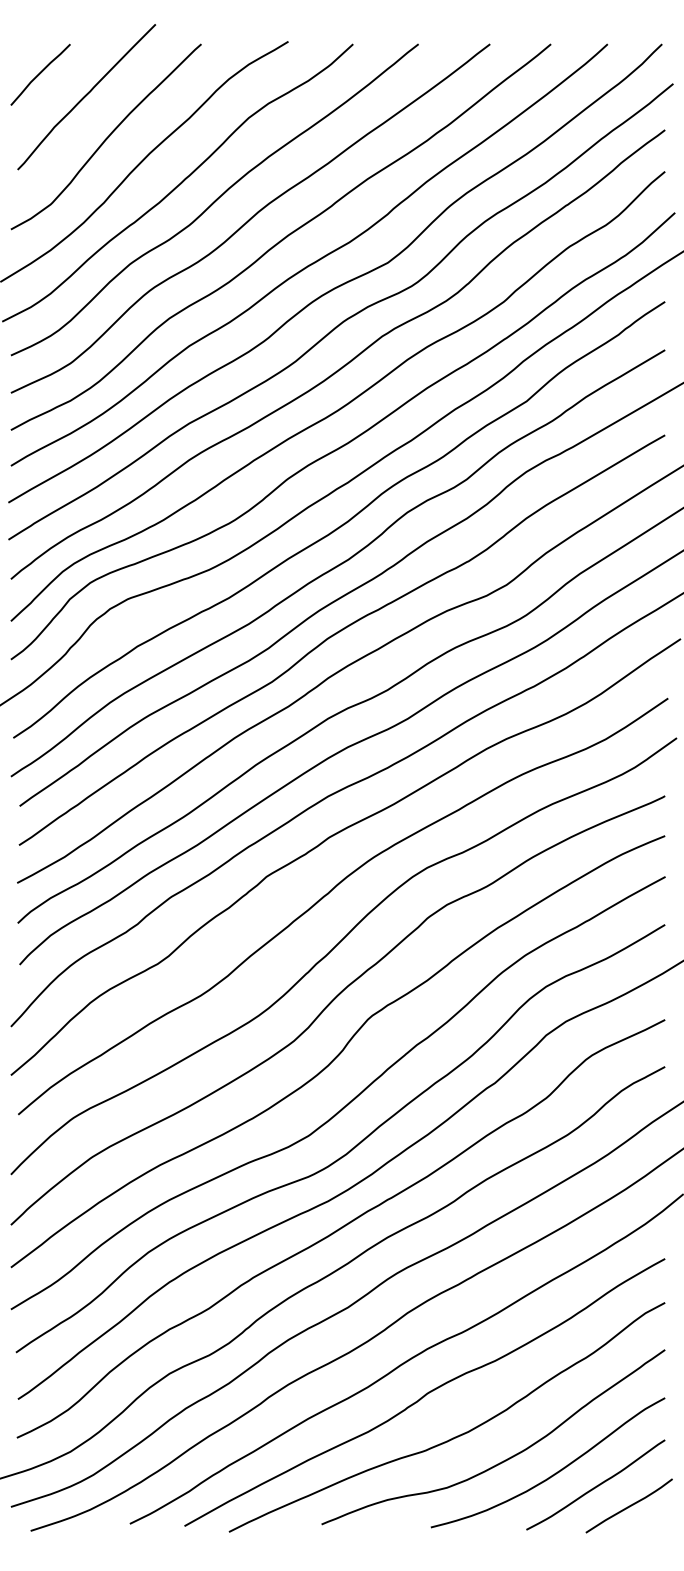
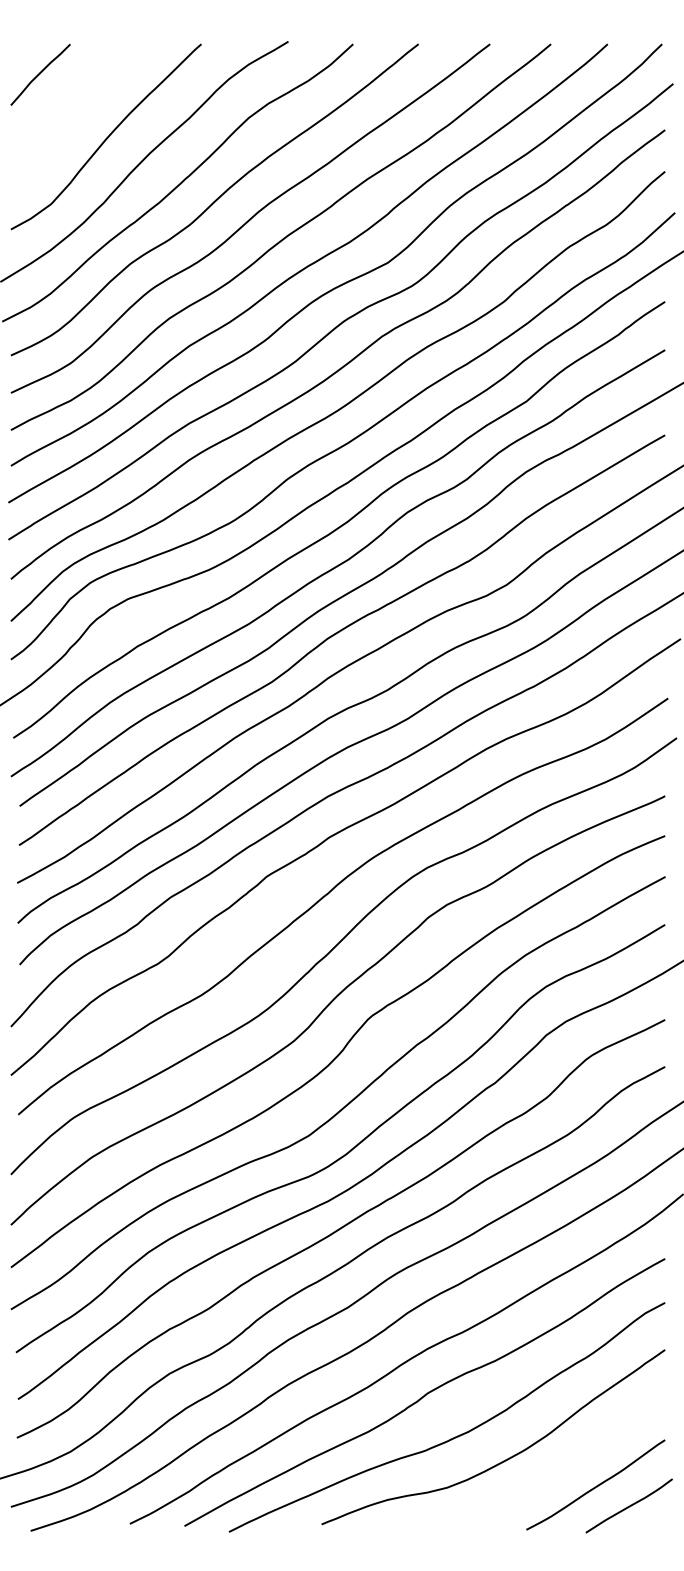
curve: present -> none (86, 96)
curve: present -> none (555, 1472)
